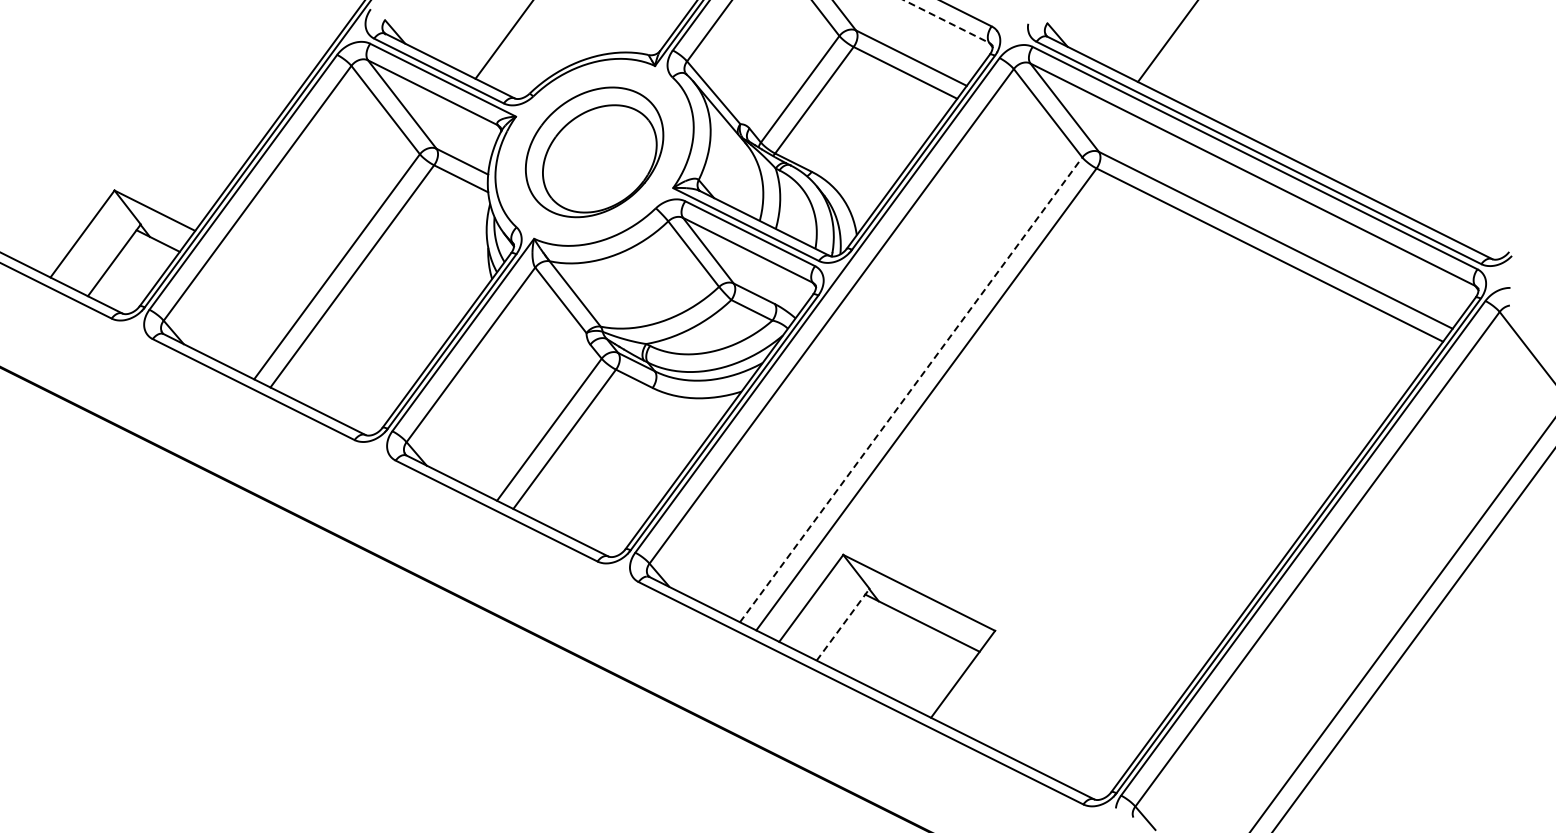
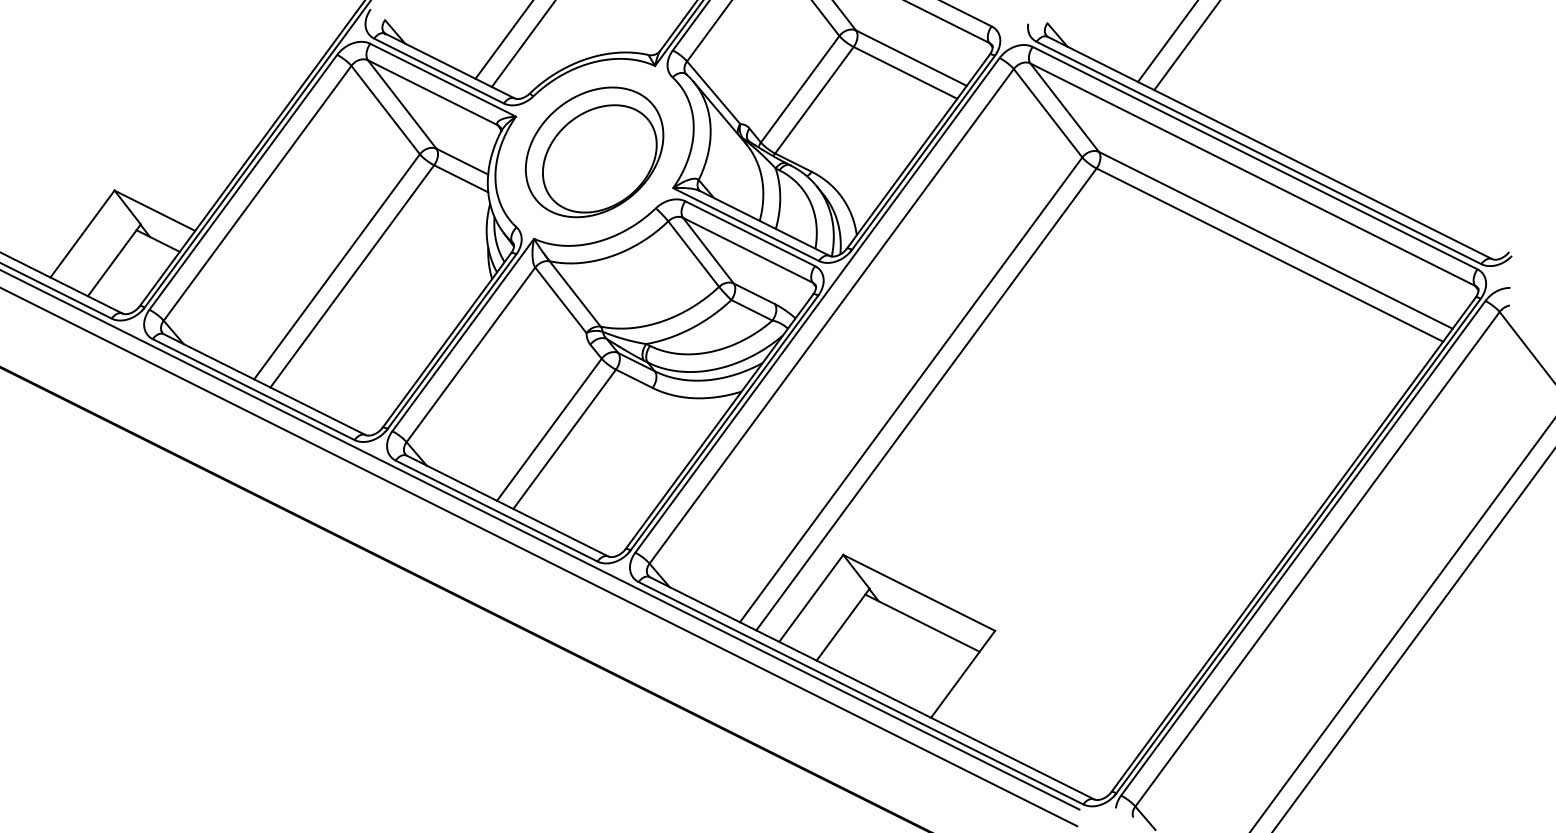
line: dashed -> solid (946, 21)
line: none -> present (522, 44)
line: none -> present (1186, 46)
line: dashed -> solid (911, 389)
line: none -> present (540, 539)
line: none -> present (539, 557)
line: dashed -> solid (843, 624)
